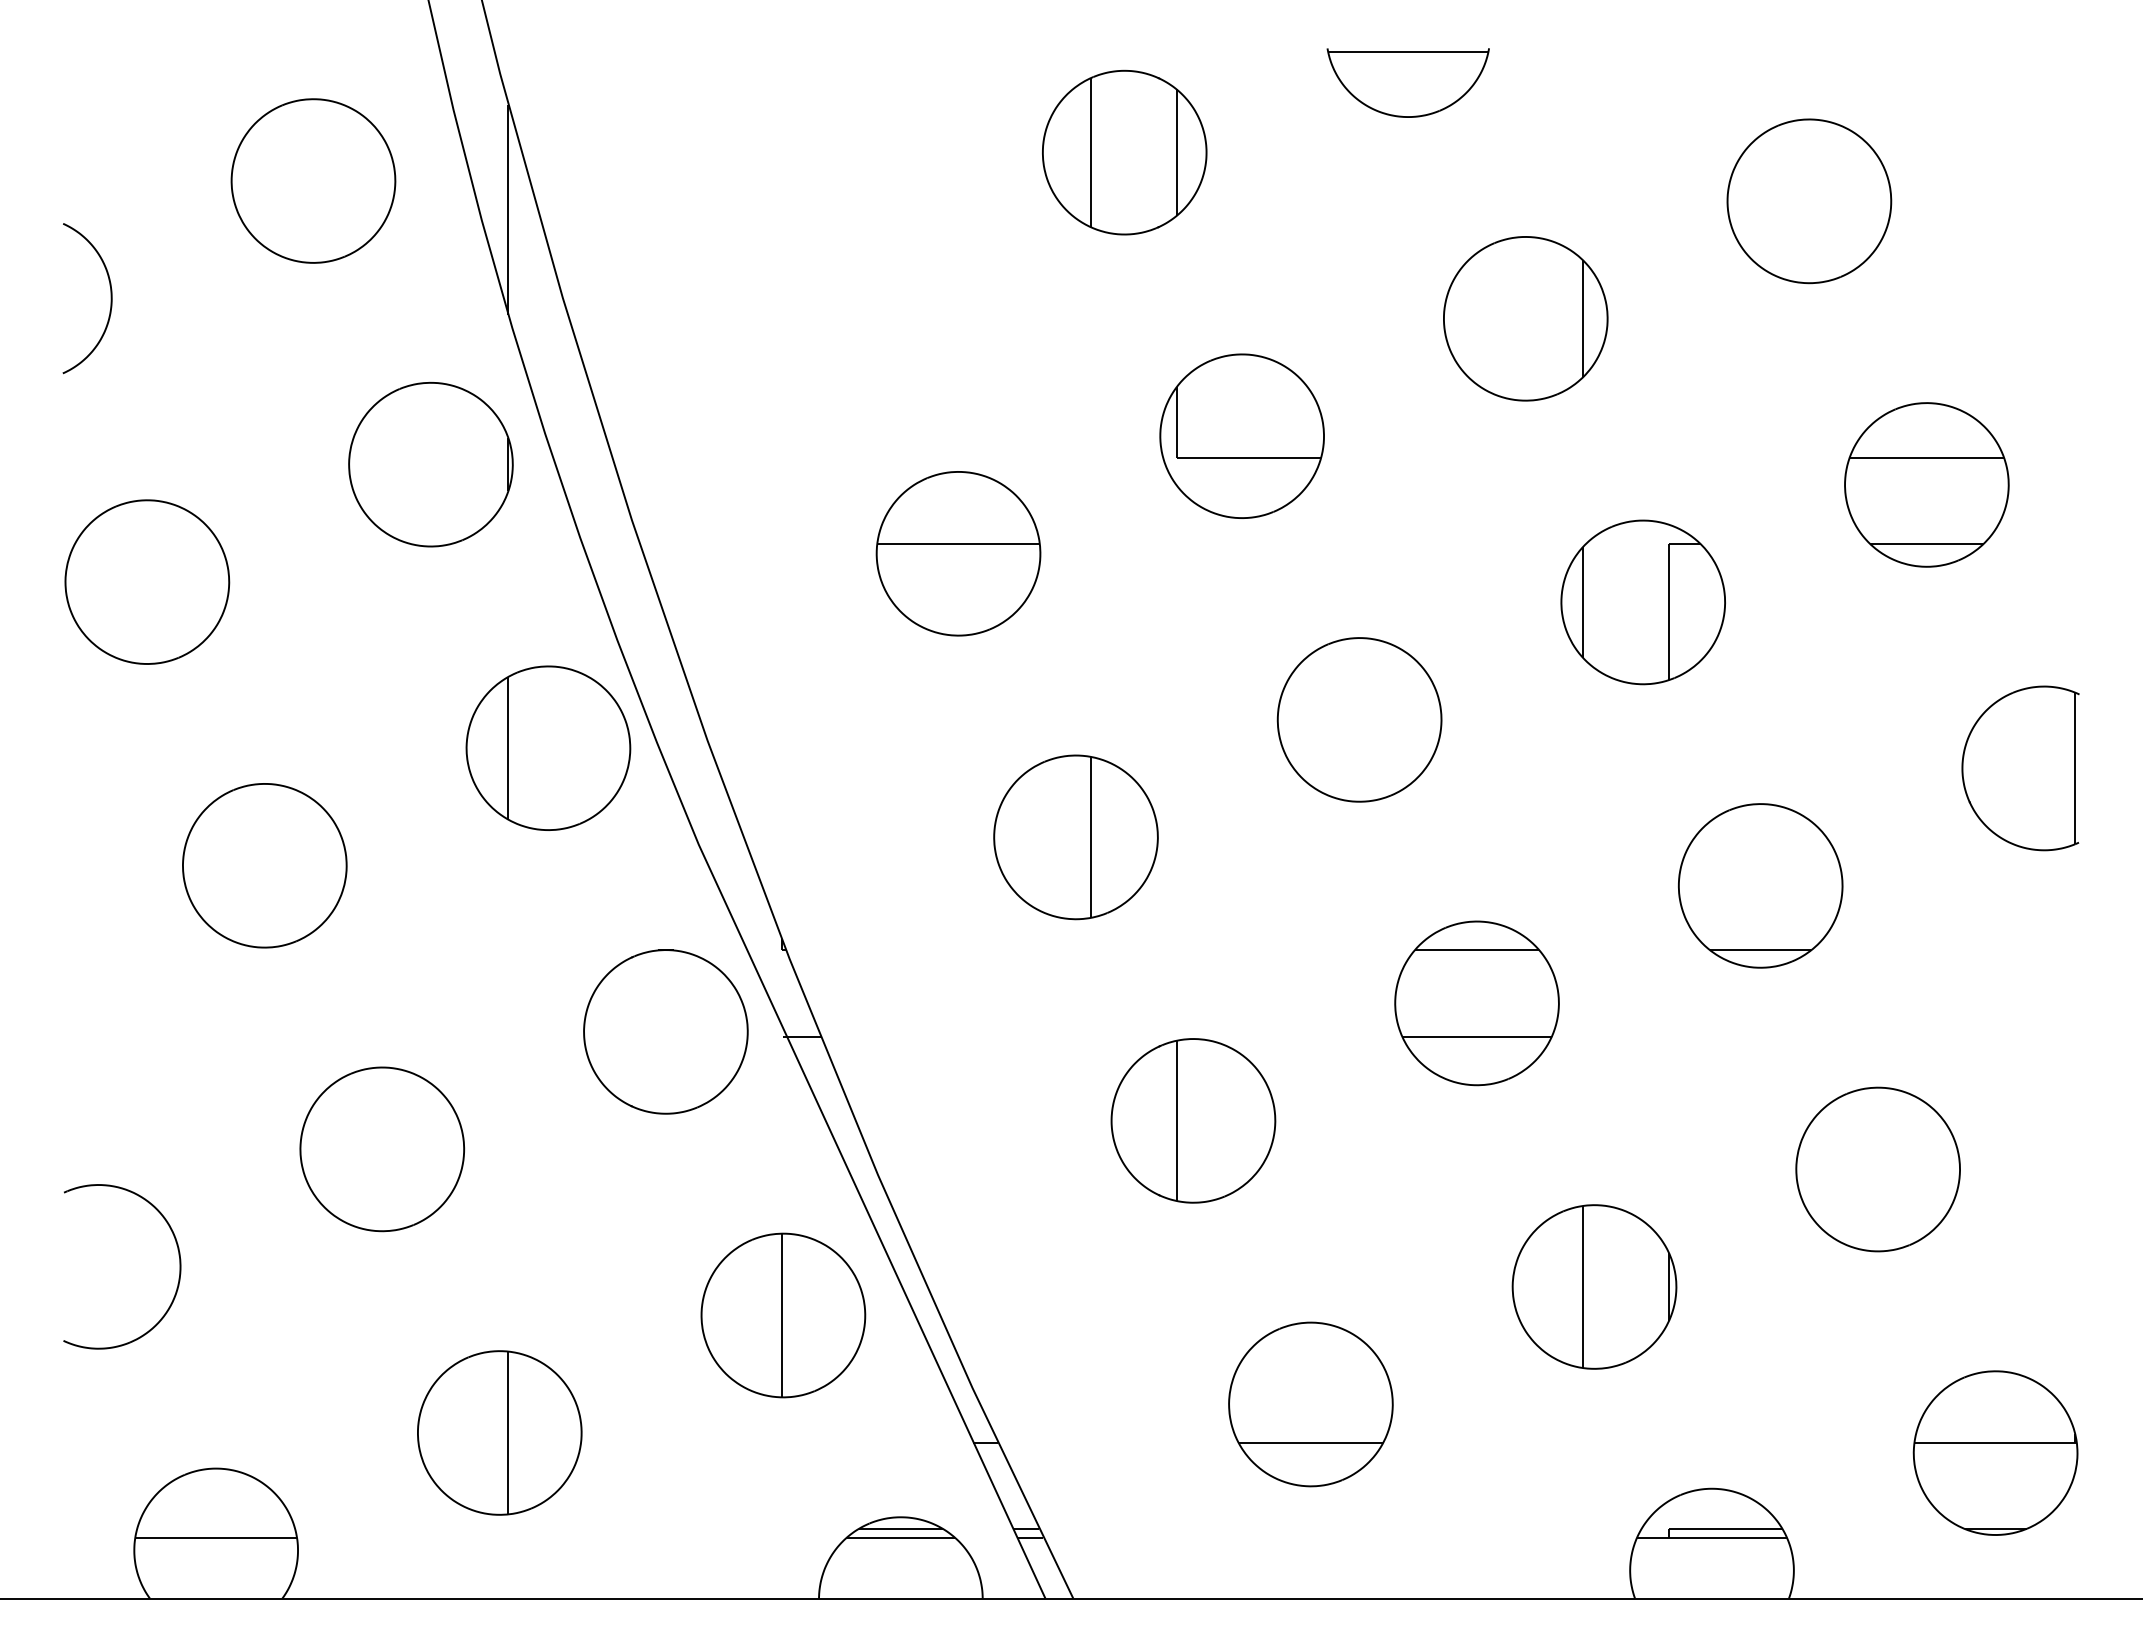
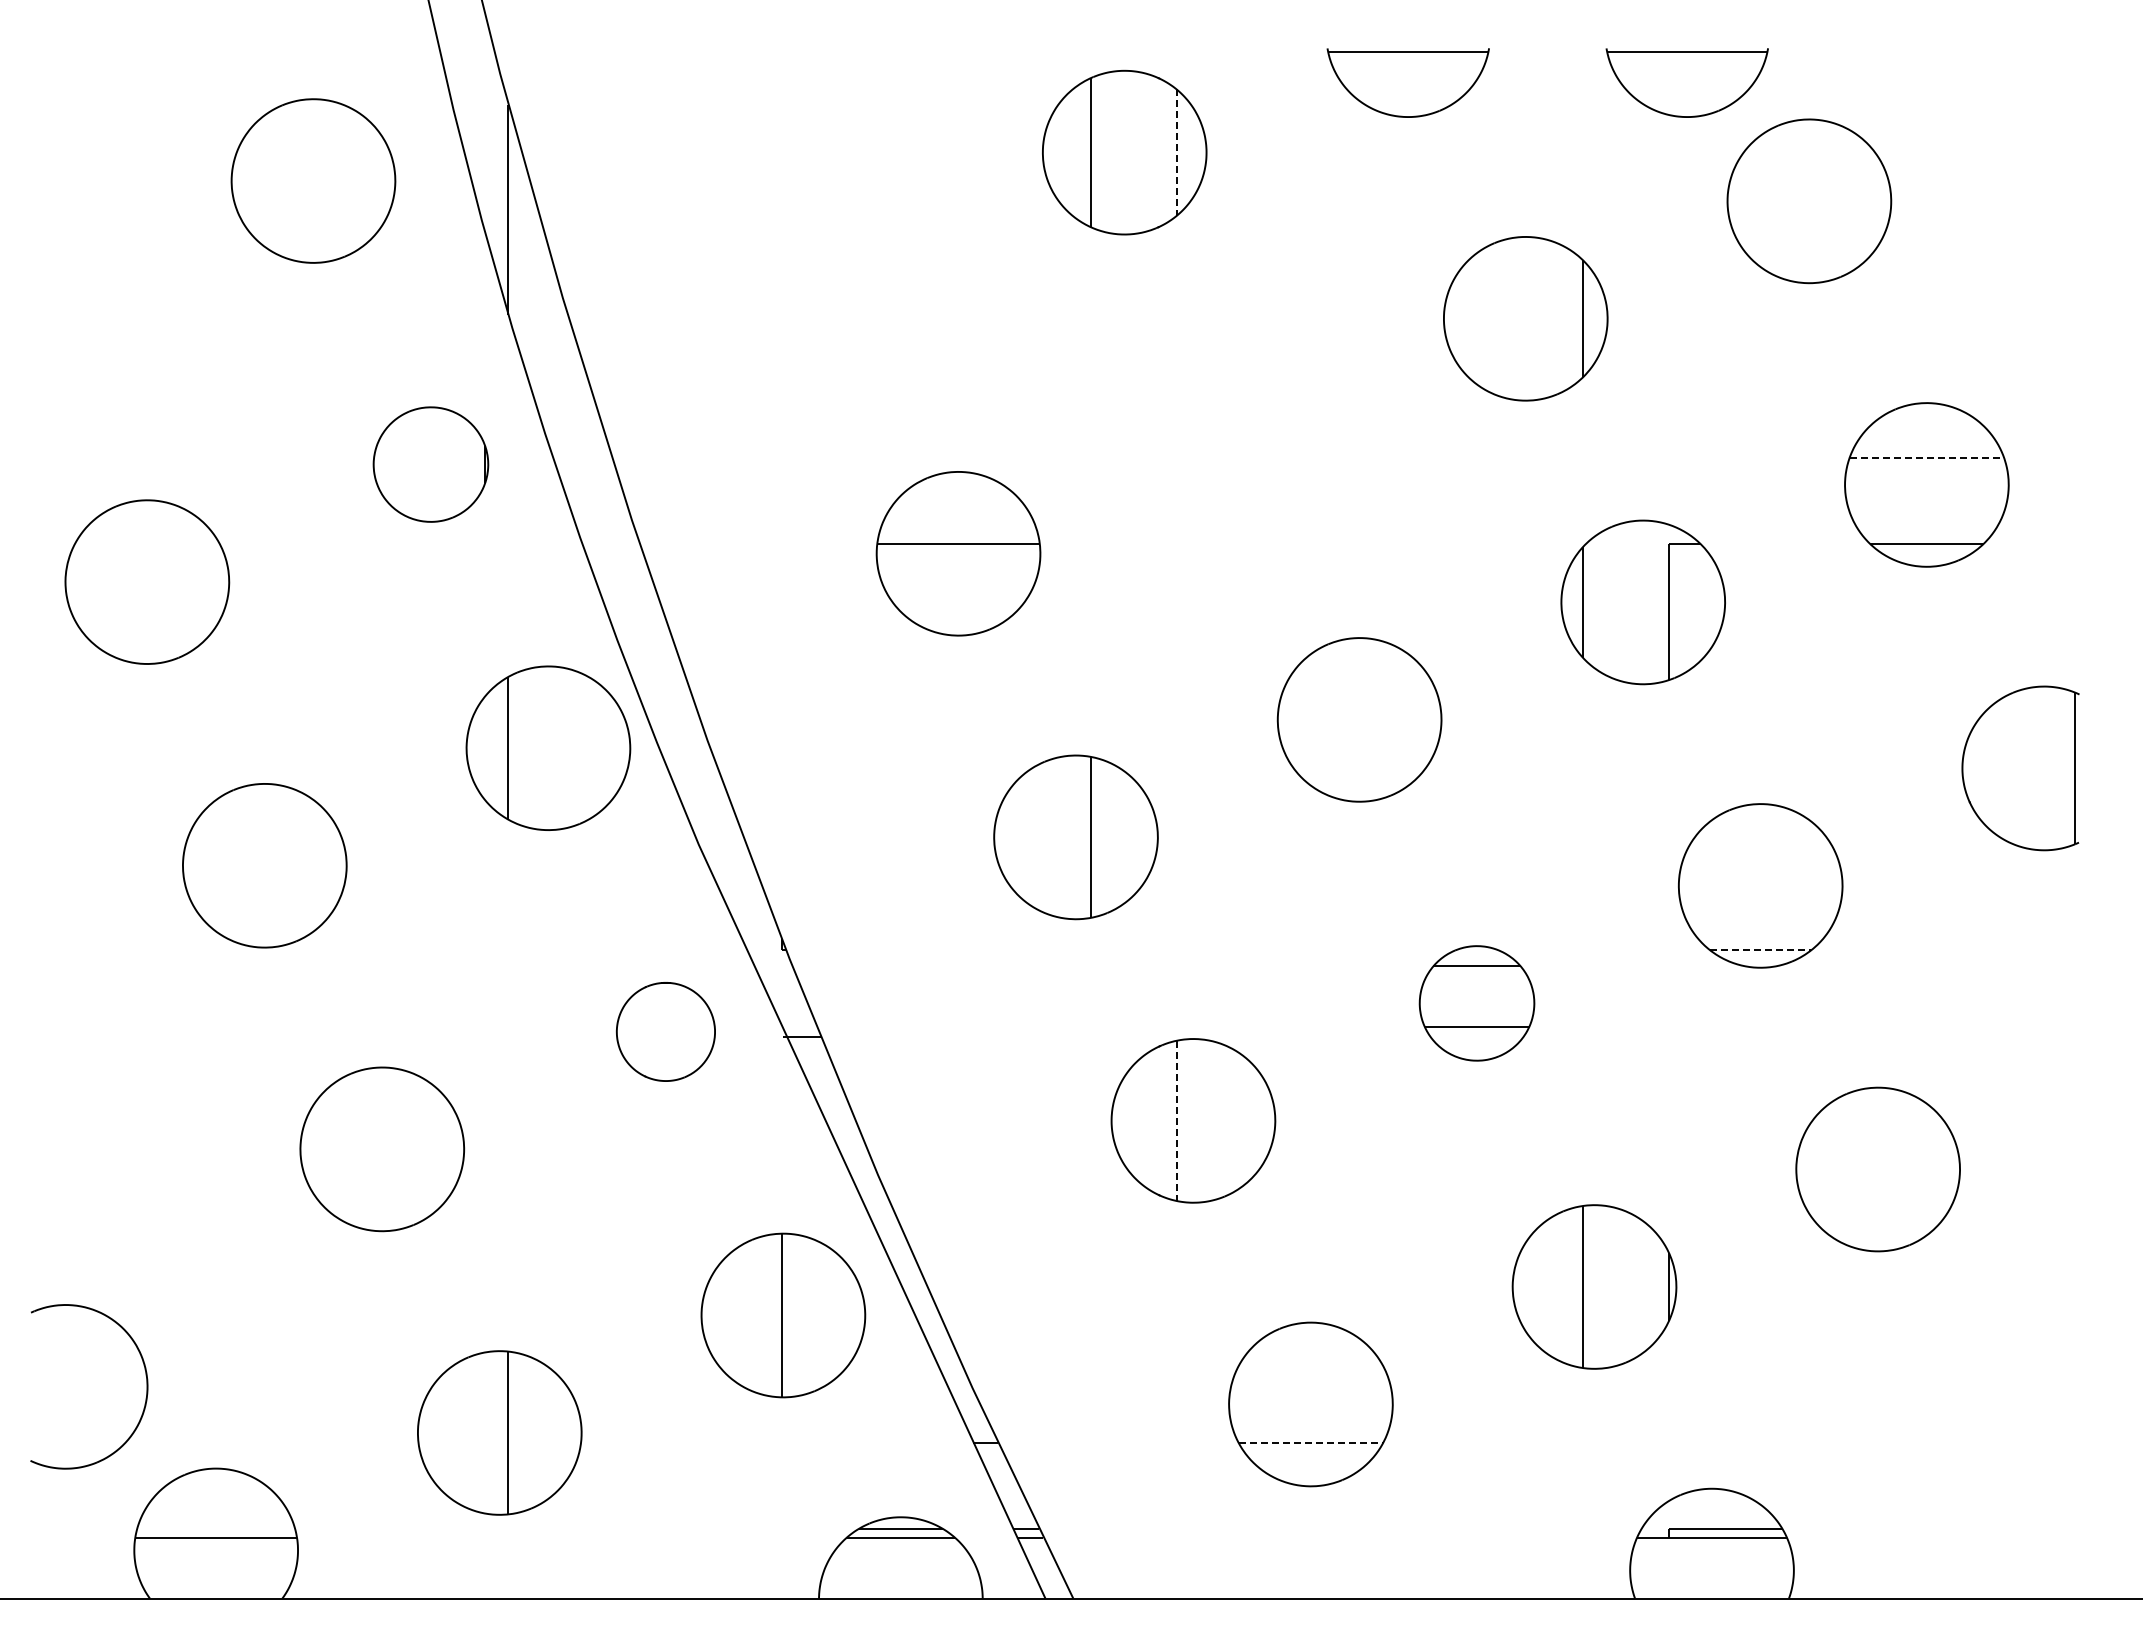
part: none -> present (1686, 82)
line: solid -> dashed (1176, 153)
curve: present -> none (110, 298)
part: present -> none (1241, 435)
line: solid -> dashed (1927, 458)
part size: 166x167 px -> 118x117 px (430, 464)
line: solid -> dashed (1761, 950)
part size: 166x167 px -> 118x117 px (1476, 1003)
part size: 166x166 px -> 101x100 px (665, 1031)
line: solid -> dashed (1176, 1121)
part position: (179, 1266) -> (146, 1386) (146, 1386)
line: solid -> dashed (1311, 1442)
part: present -> none (1995, 1452)
